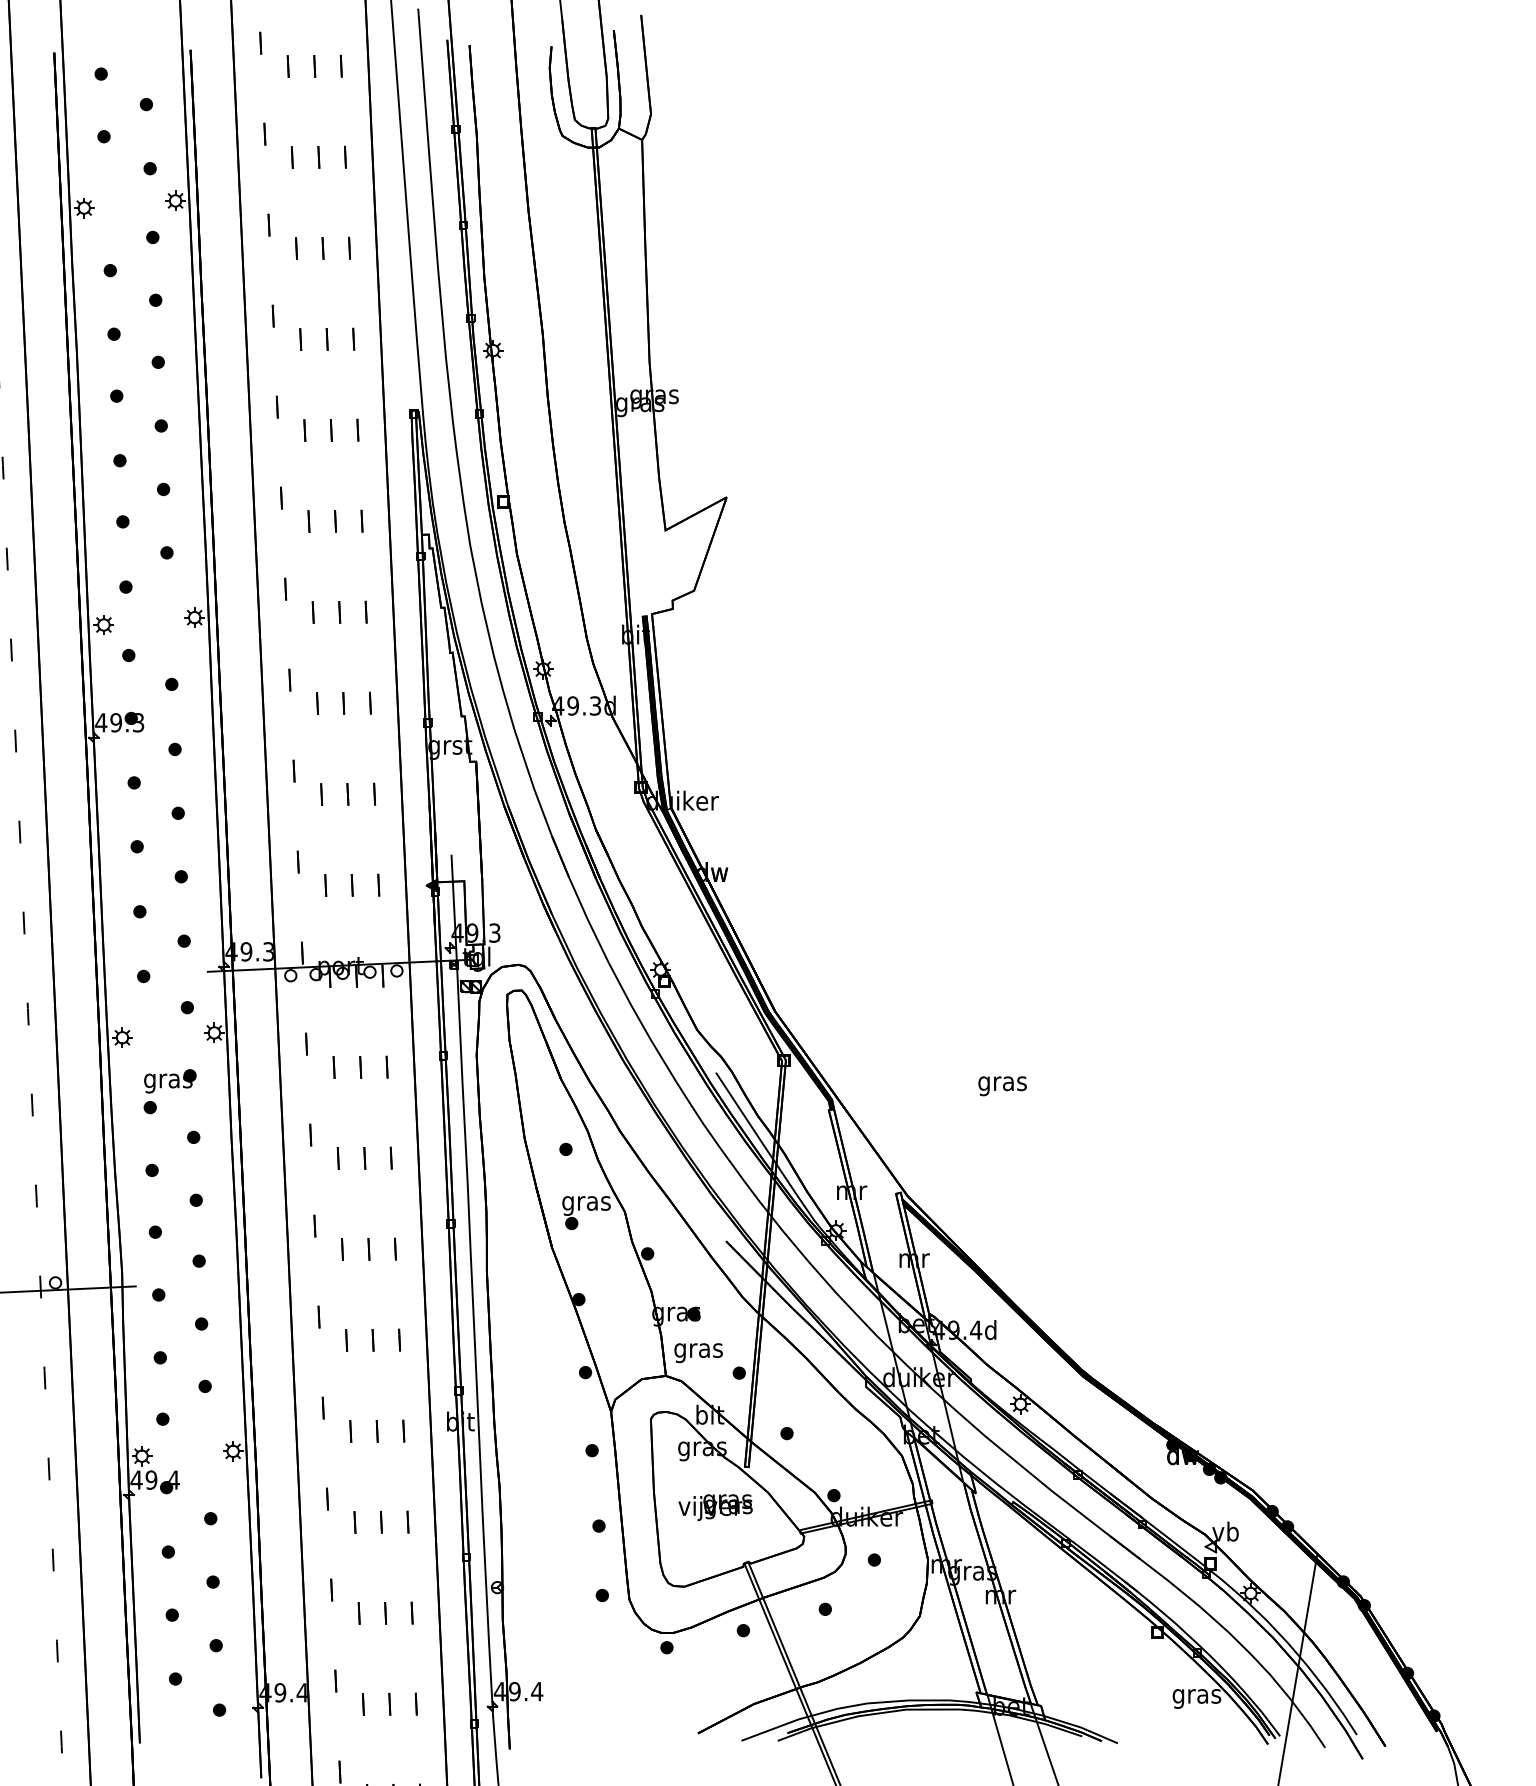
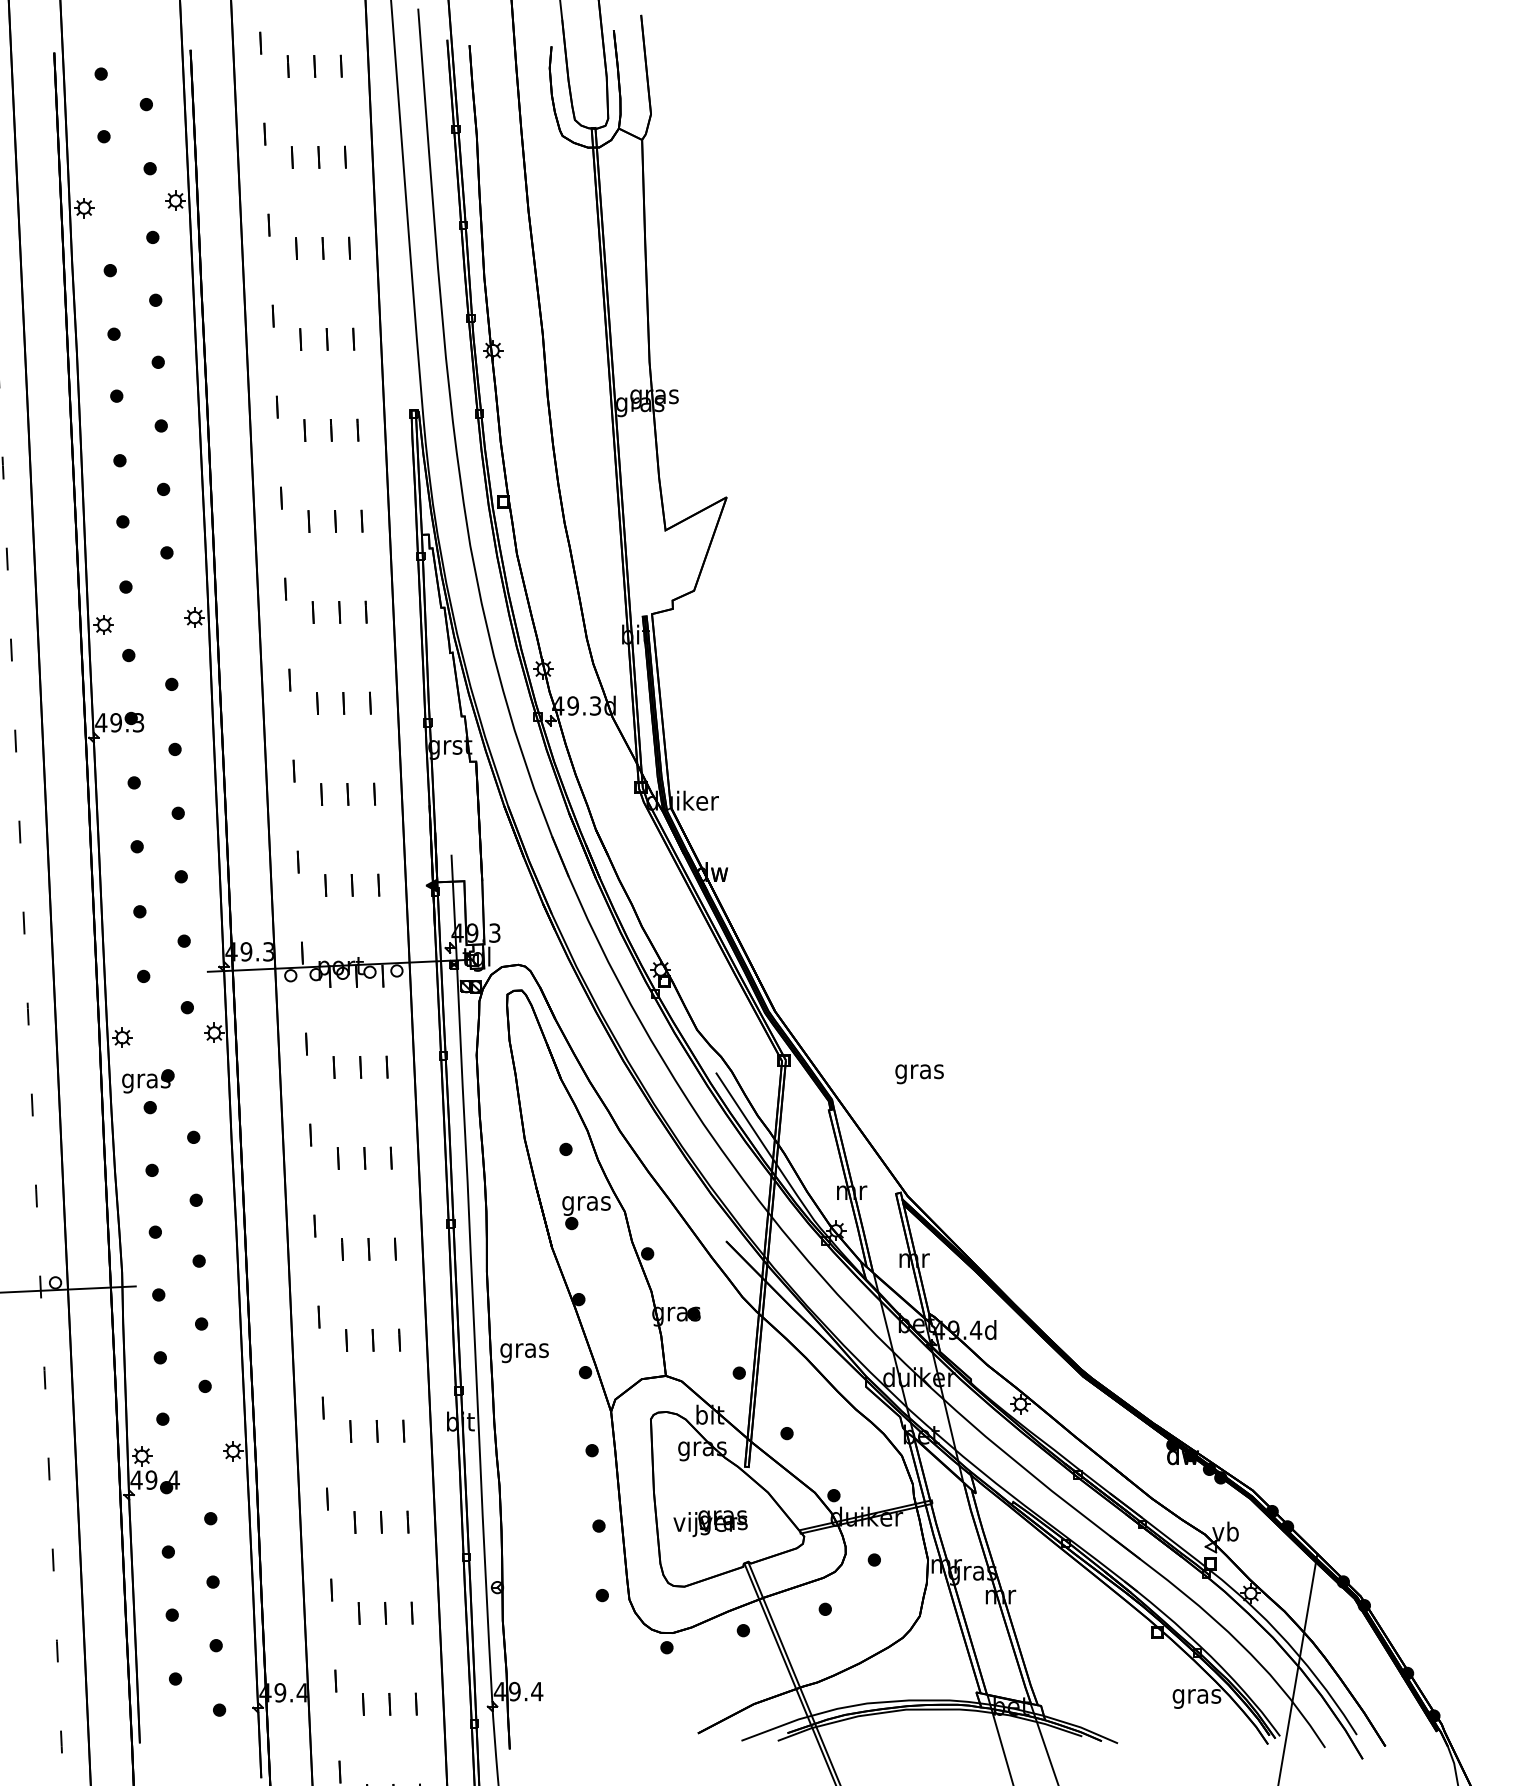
part position: (170, 1081) -> (148, 1081) (148, 1081)
text position: (1002, 1086) -> (919, 1074) (919, 1074)
text position: (698, 1353) -> (524, 1353) (524, 1353)
text position: (715, 1507) -> (710, 1523) (710, 1523)
